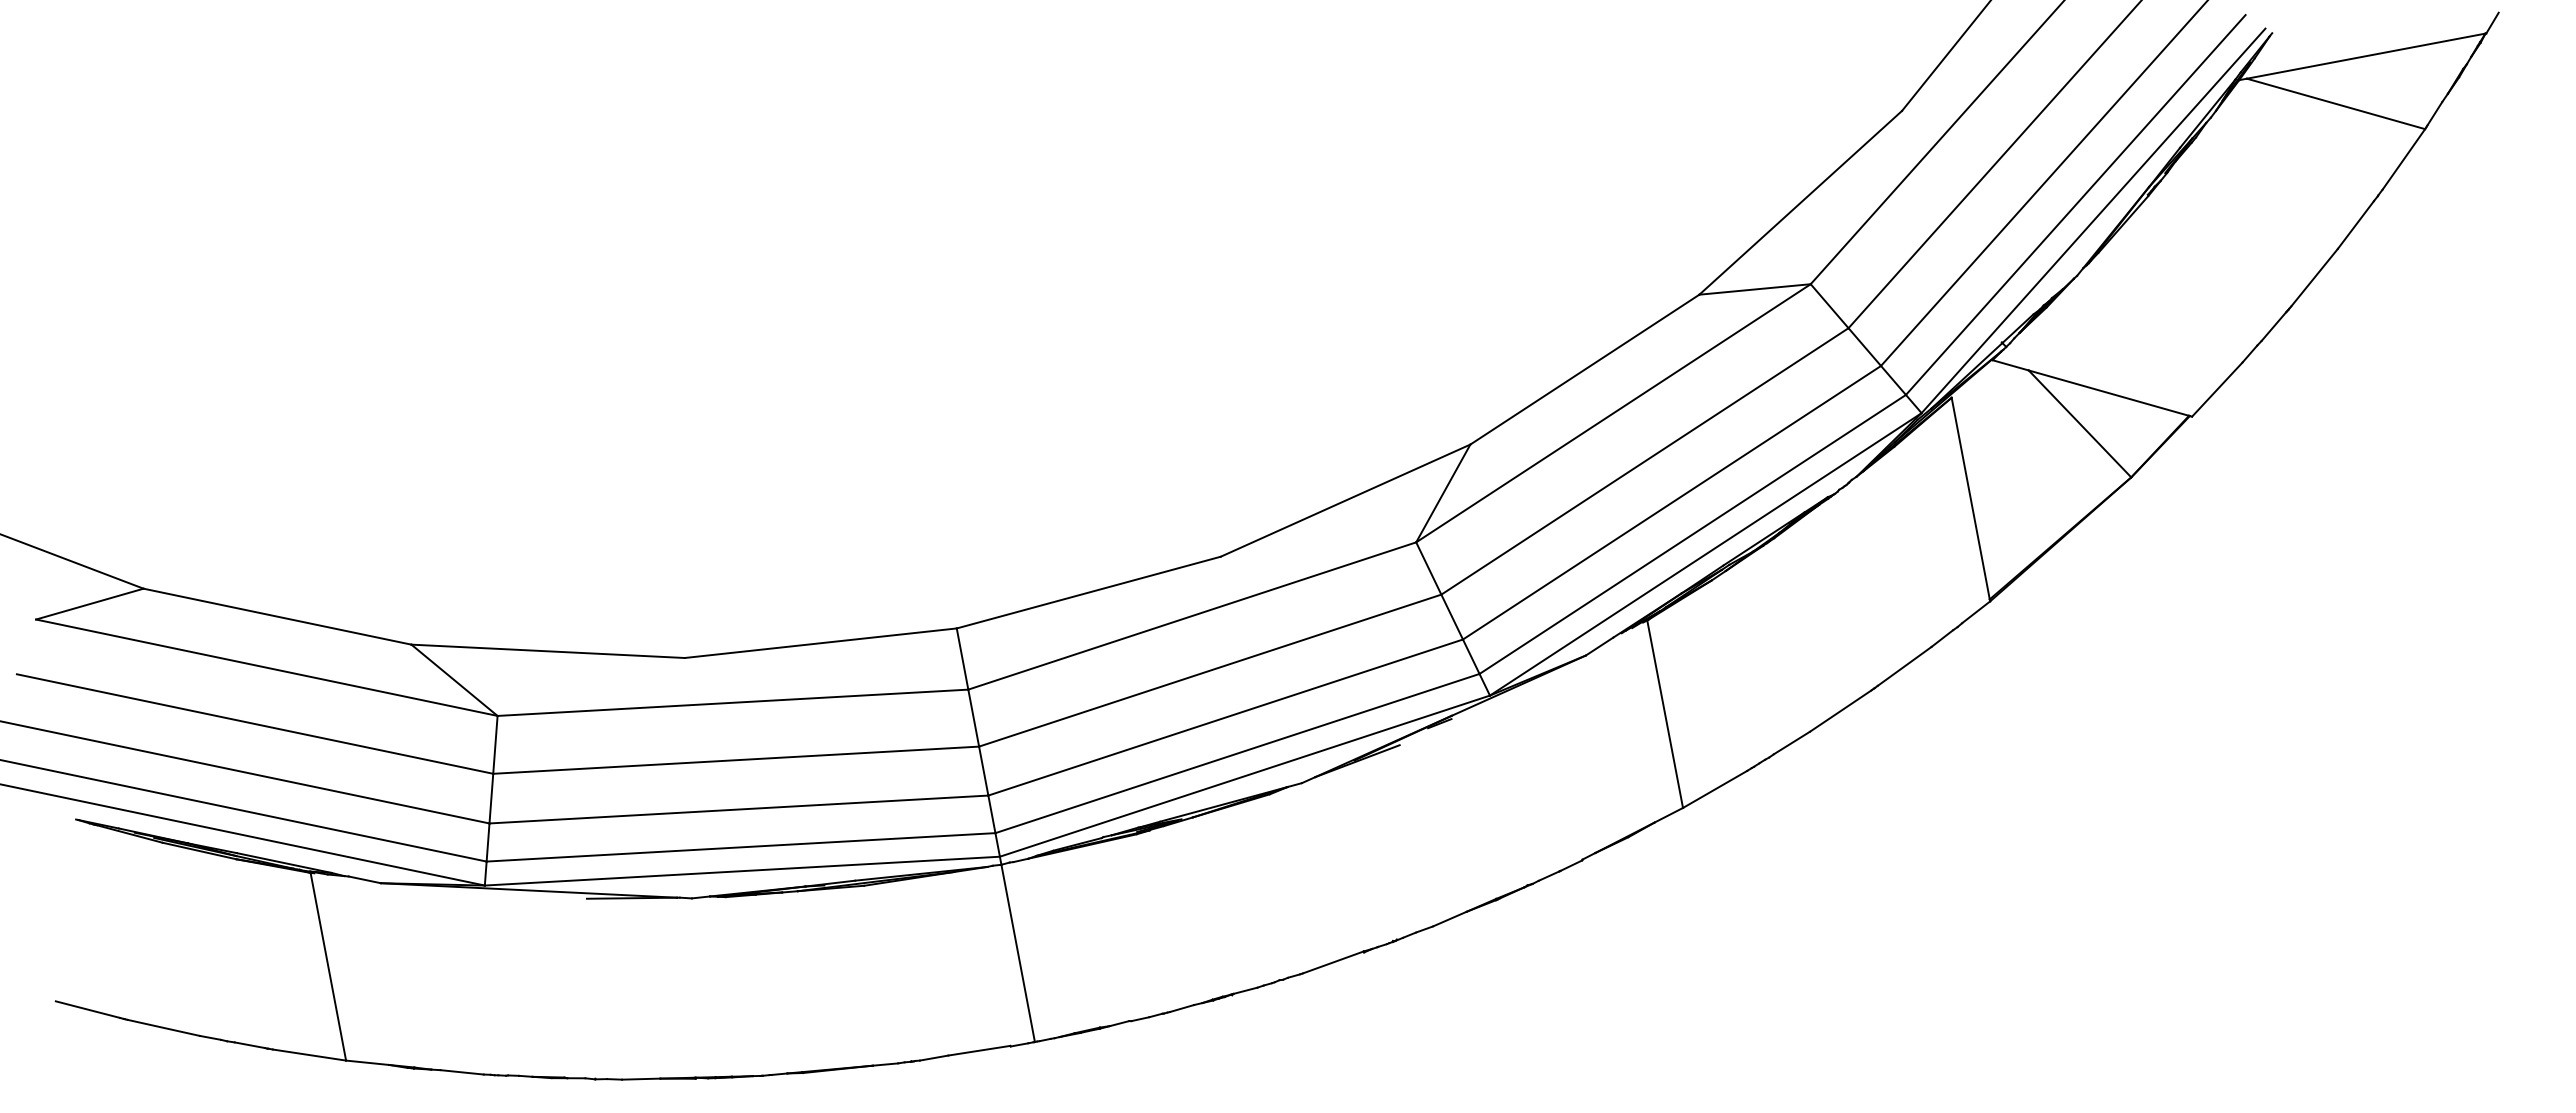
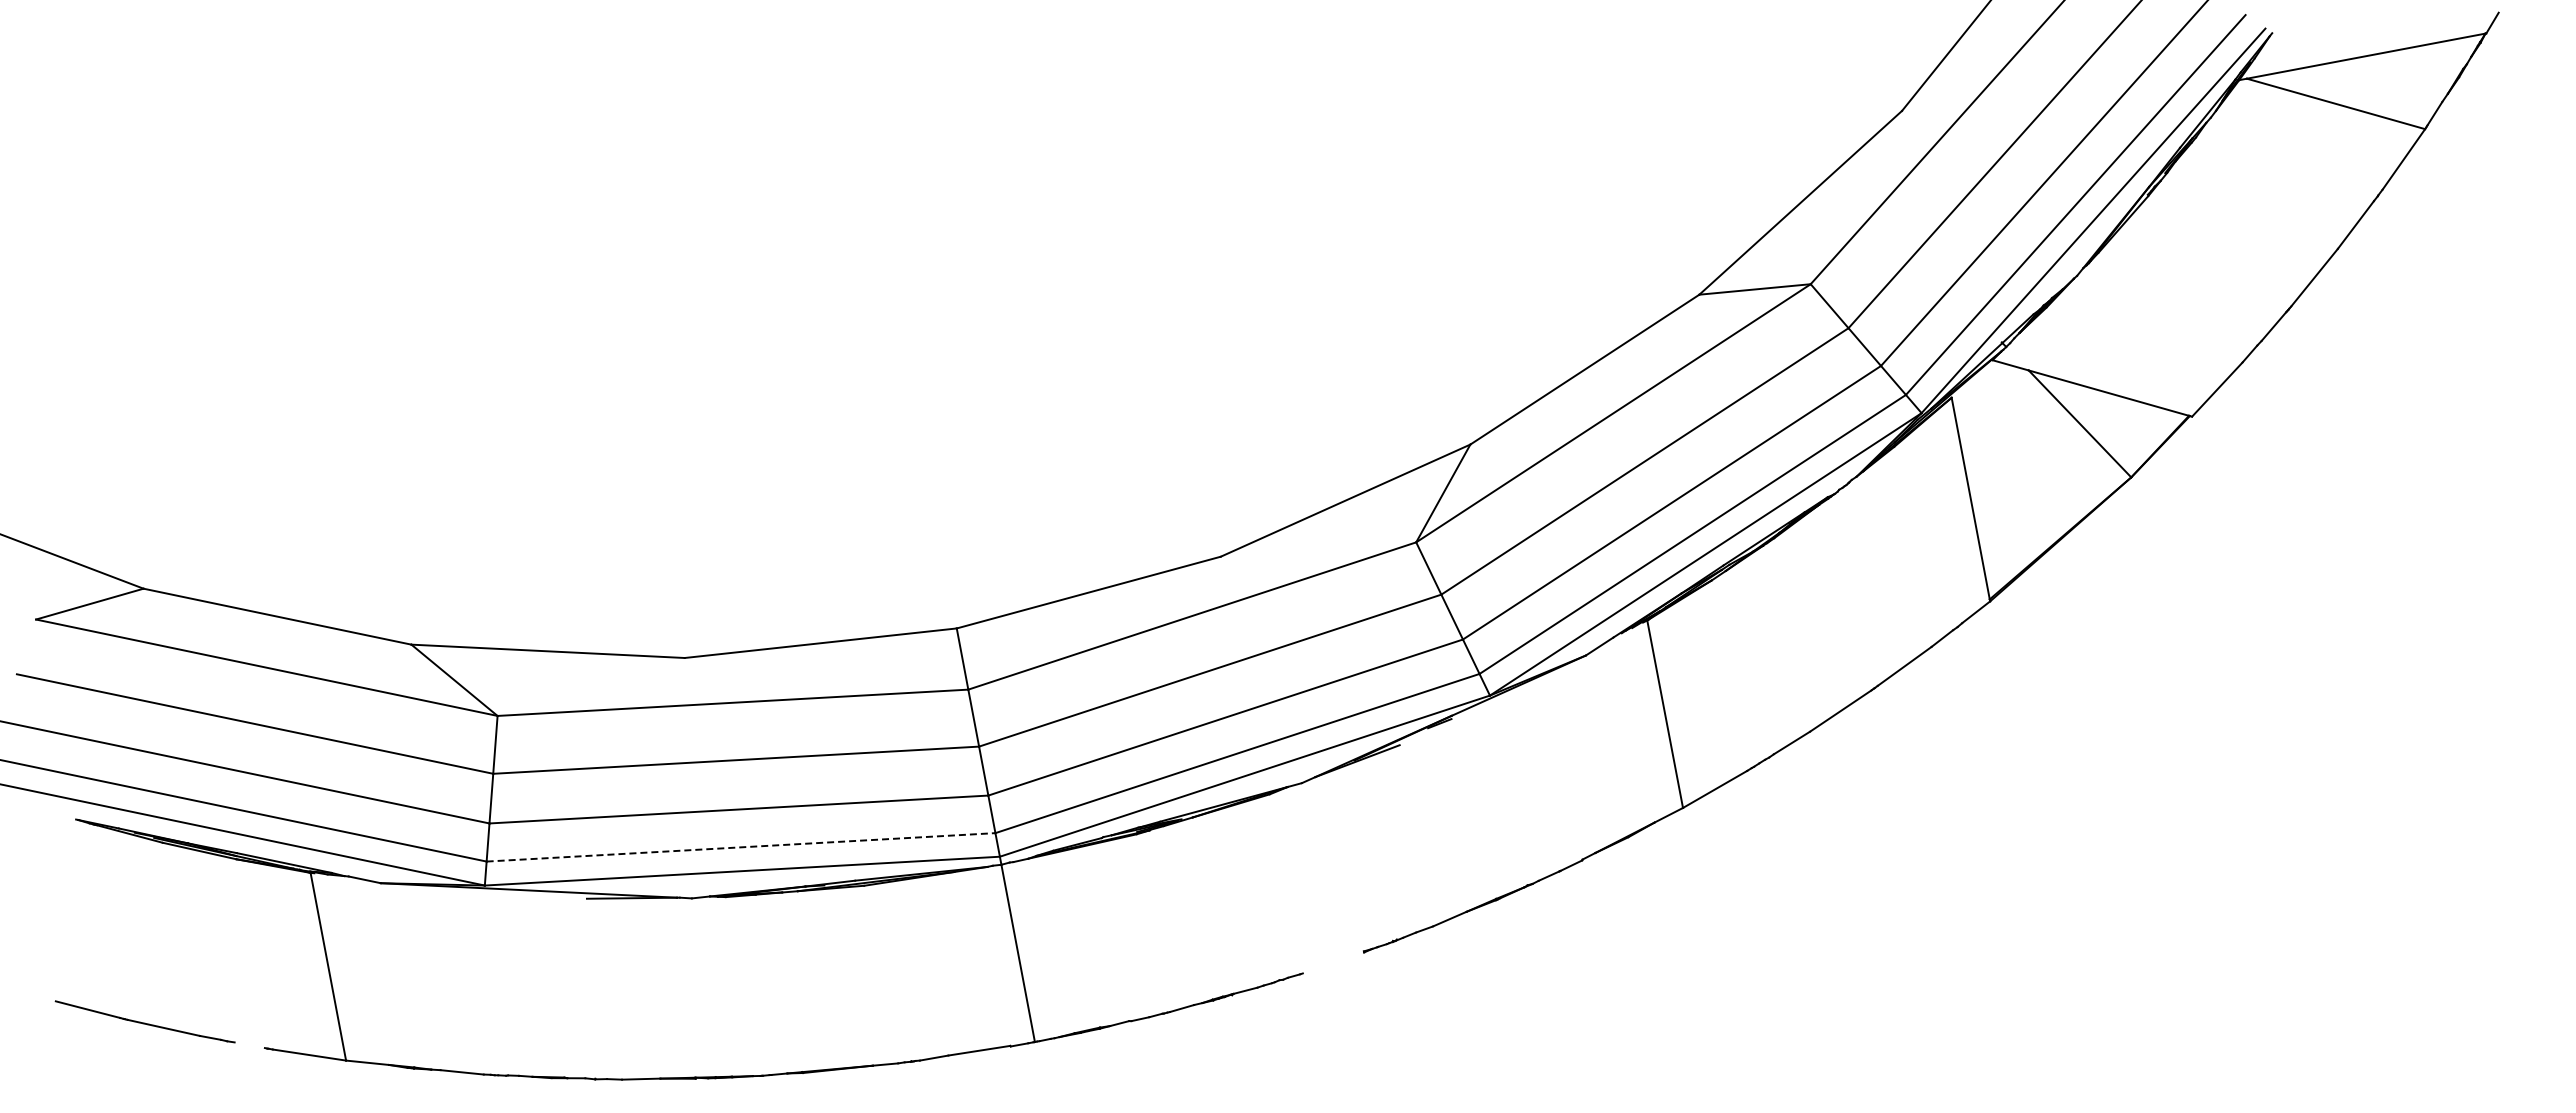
line: solid -> dashed (741, 847)
line: present -> none (1332, 962)
line: present -> none (249, 1045)
